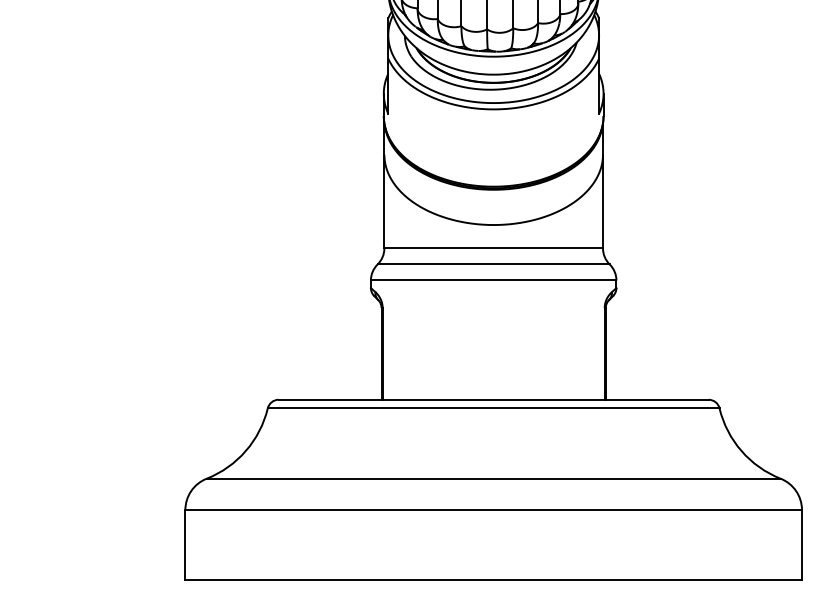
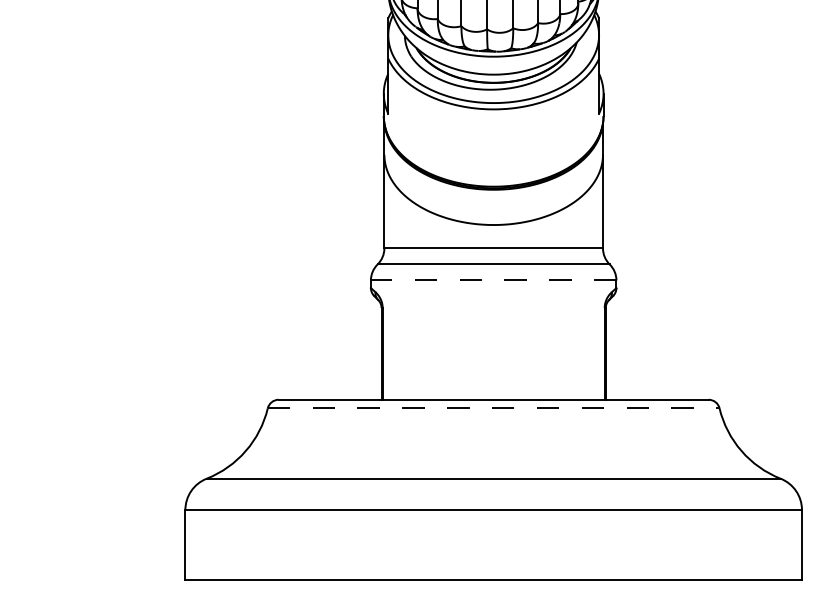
line: solid -> dashed (493, 280)
line: solid -> dashed (493, 408)
